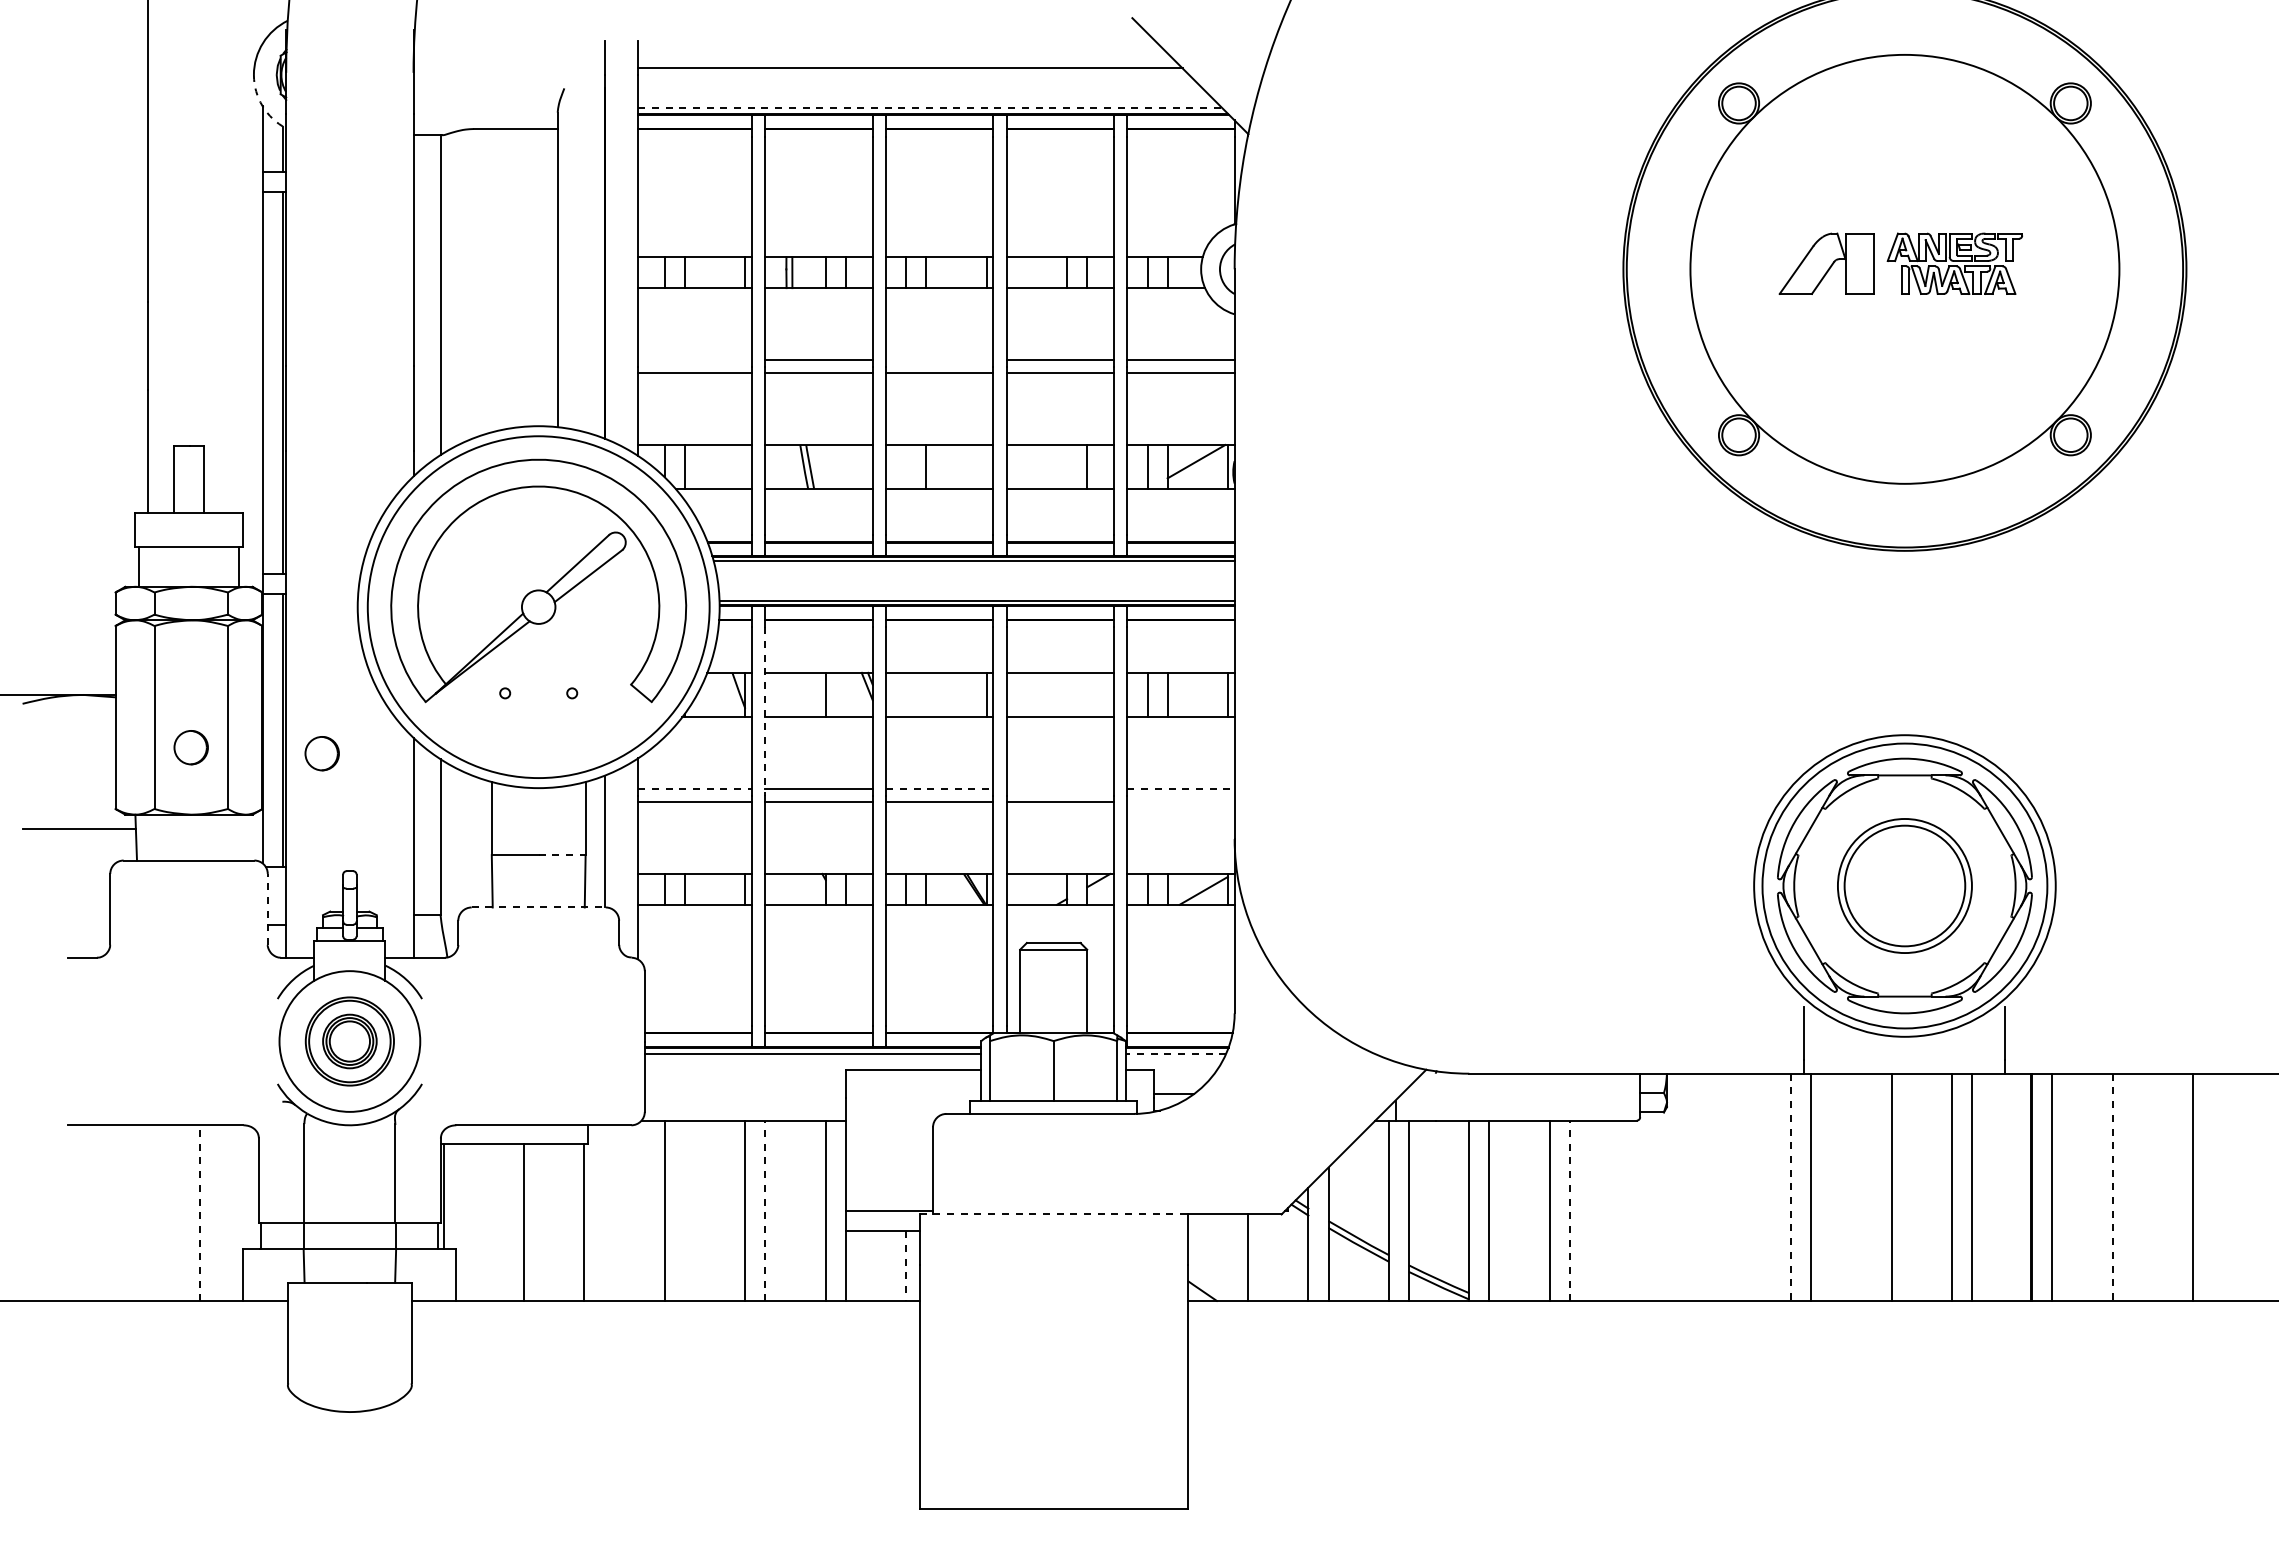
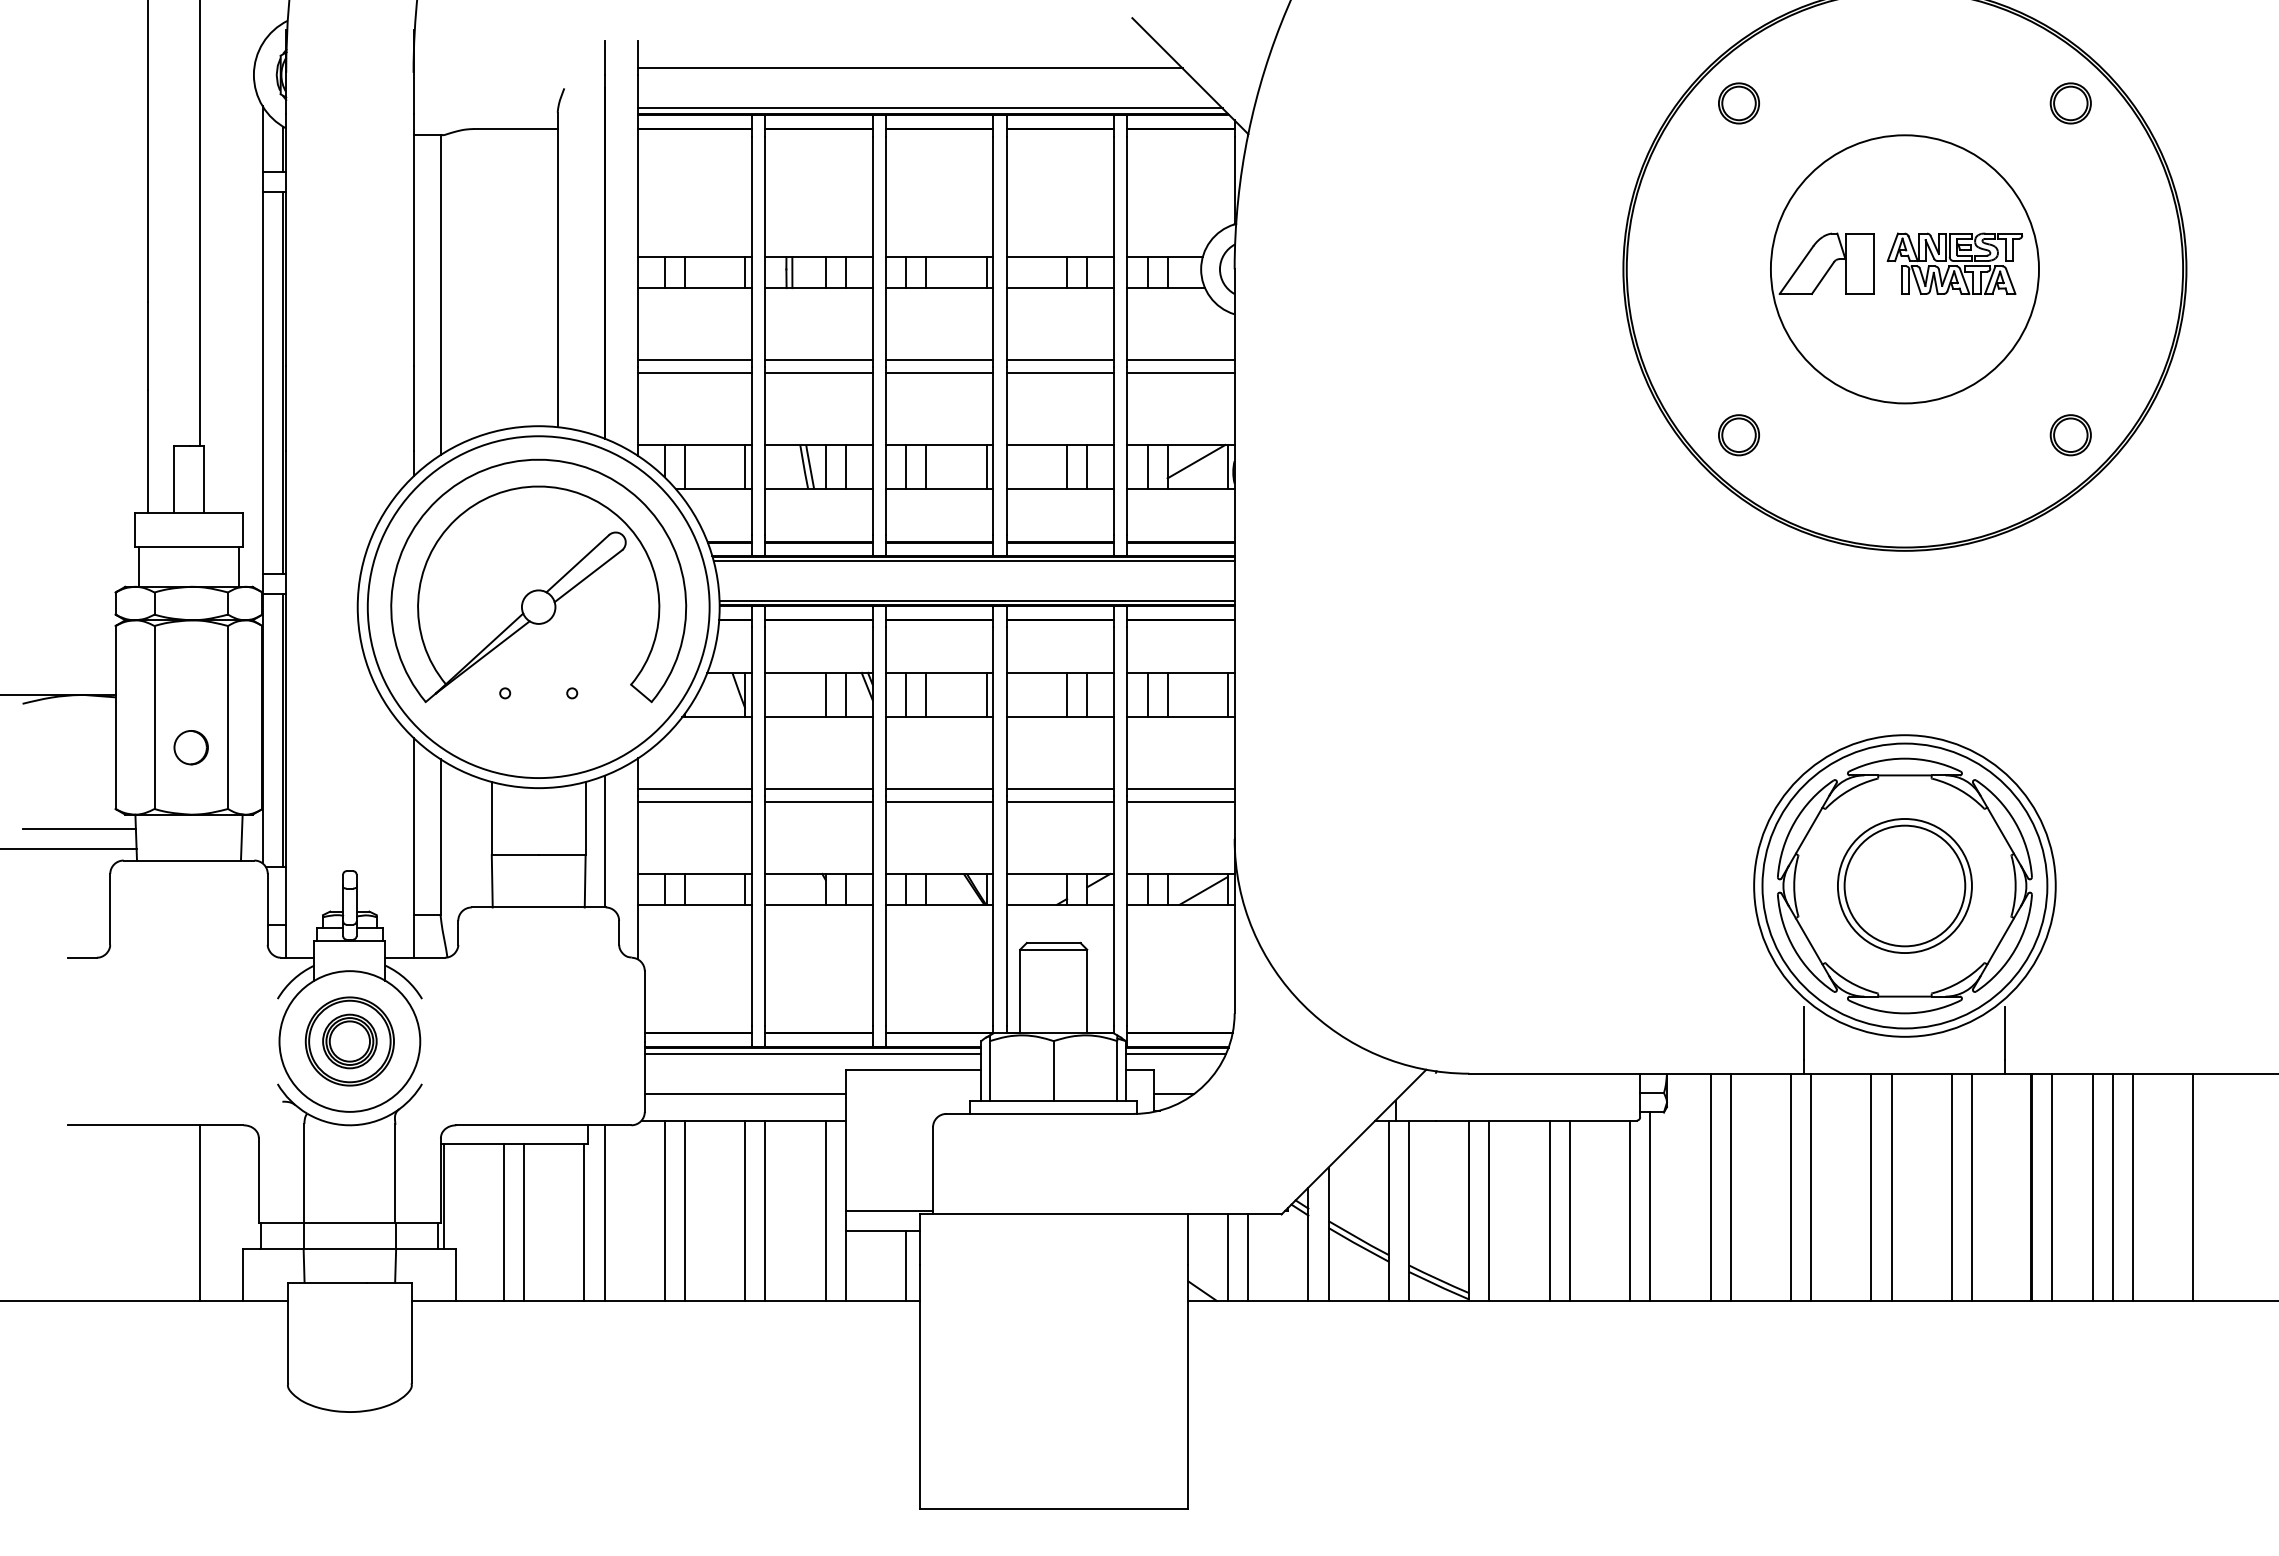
arc: dashed -> solid (262, 106)
line: dashed -> solid (930, 108)
line: none -> present (200, 224)
circle diameter: 429 px -> 268 px (1904, 269)
line: none -> present (695, 359)
line: none -> present (939, 359)
line: none -> present (745, 466)
line: none -> present (825, 466)
line: none -> present (845, 466)
line: none -> present (906, 466)
line: none -> present (986, 466)
line: none -> present (1067, 466)
line: none -> present (845, 694)
line: none -> present (906, 694)
line: none -> present (926, 694)
line: none -> present (1067, 694)
line: none -> present (1087, 694)
line: dashed -> solid (765, 711)
circle: present -> none (321, 753)
line: dashed -> solid (695, 788)
line: dashed -> solid (939, 788)
line: none -> present (1060, 788)
line: dashed -> solid (1181, 788)
line: none -> present (1180, 802)
line: none -> present (241, 837)
line: none -> present (69, 849)
line: dashed -> solid (562, 855)
line: dashed -> solid (539, 907)
line: dashed -> solid (267, 909)
line: dashed -> solid (1175, 1053)
line: none -> present (744, 1093)
line: none -> present (1710, 1187)
line: none -> present (1730, 1187)
line: dashed -> solid (1790, 1187)
line: none -> present (1871, 1187)
line: none -> present (2092, 1187)
line: dashed -> solid (2112, 1187)
line: none -> present (2132, 1187)
line: none -> present (1650, 1206)
line: none -> present (685, 1210)
line: dashed -> solid (765, 1210)
line: dashed -> solid (1569, 1210)
line: none -> present (1630, 1210)
line: dashed -> solid (200, 1212)
line: none -> present (604, 1213)
line: dashed -> solid (1054, 1214)
line: none -> present (504, 1222)
line: none -> present (1227, 1257)
line: dashed -> solid (906, 1266)
